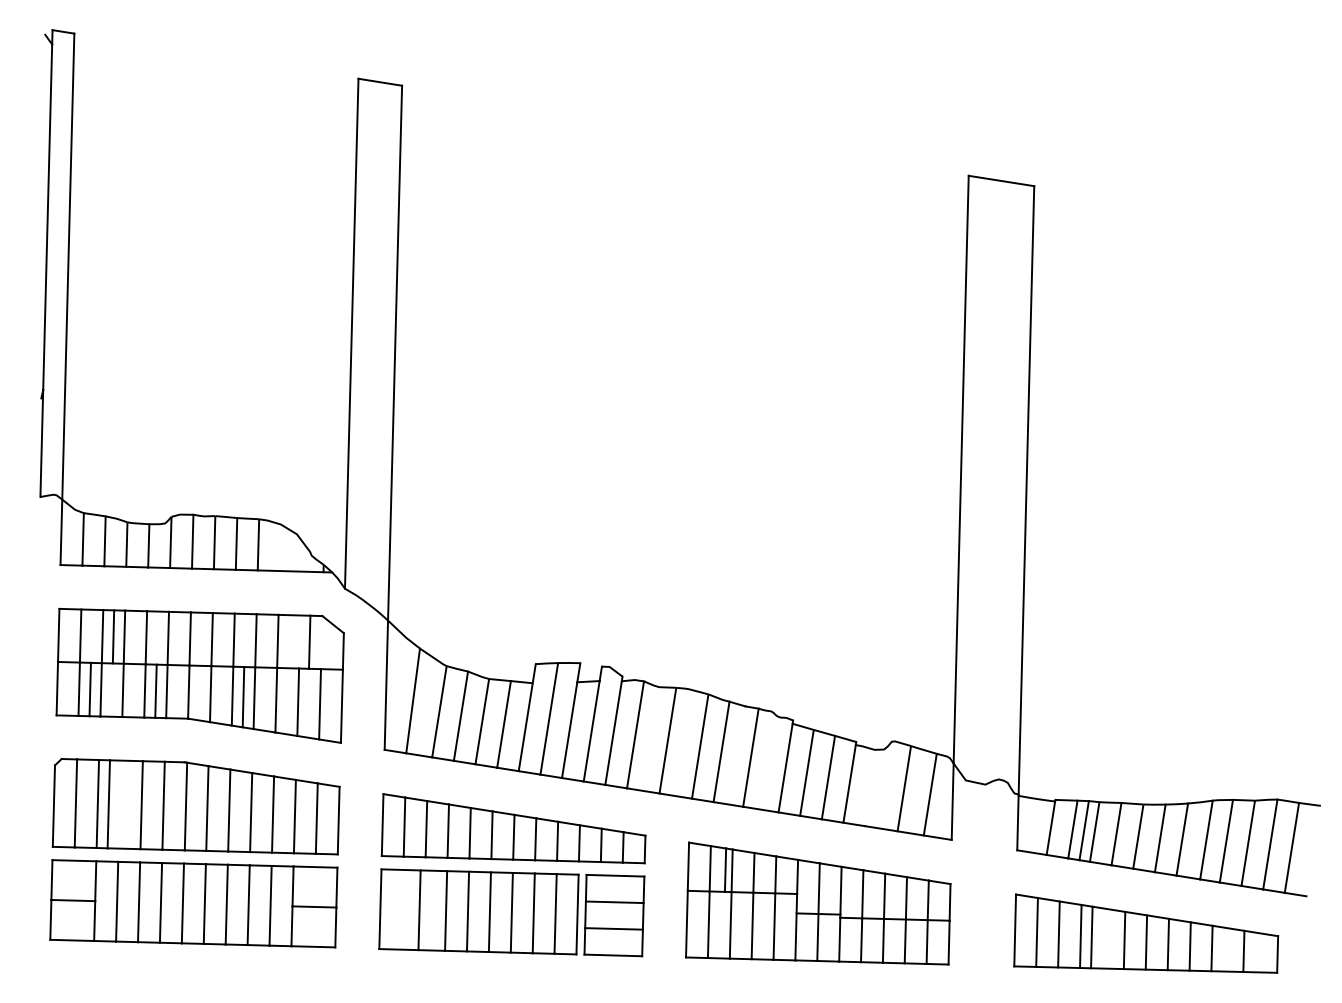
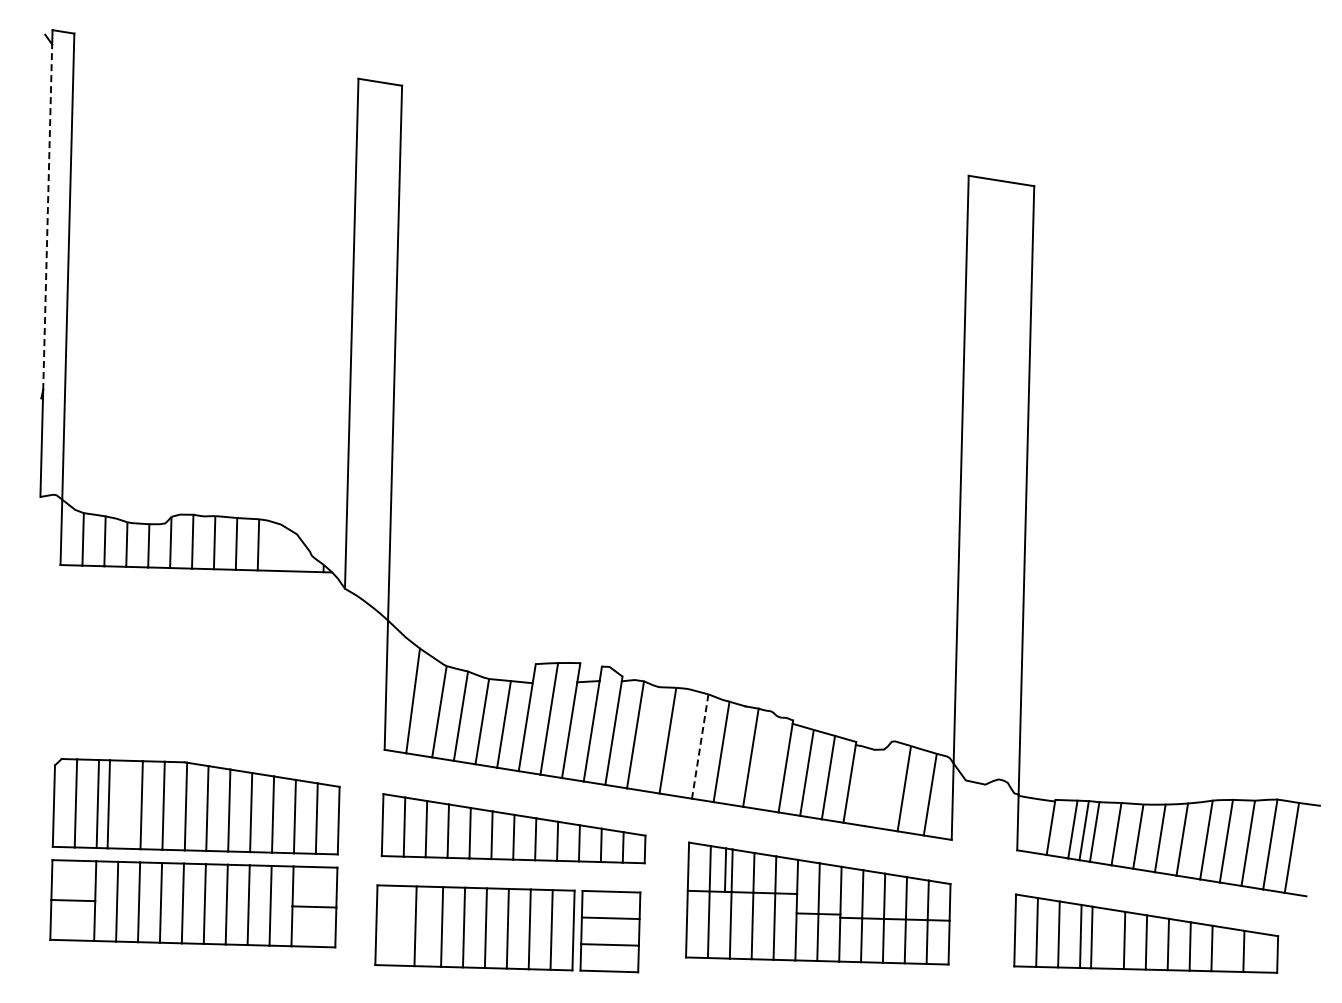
line: solid -> dashed (47, 217)
part: present -> none (199, 675)
line: solid -> dashed (700, 747)
part position: (511, 912) -> (507, 928) (507, 928)
